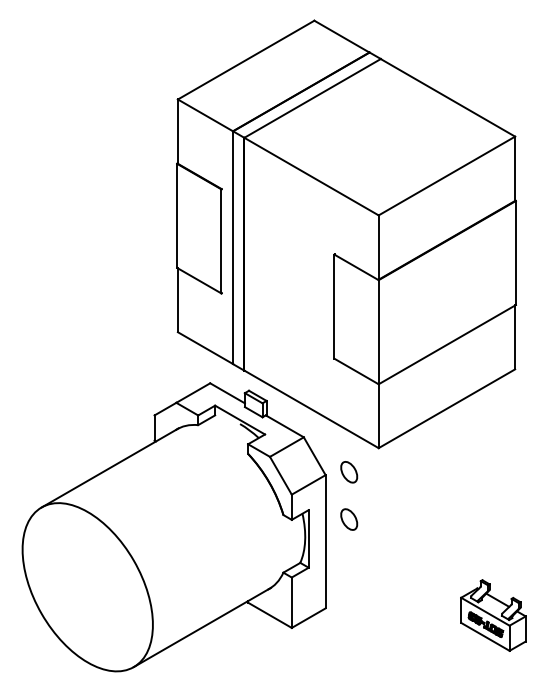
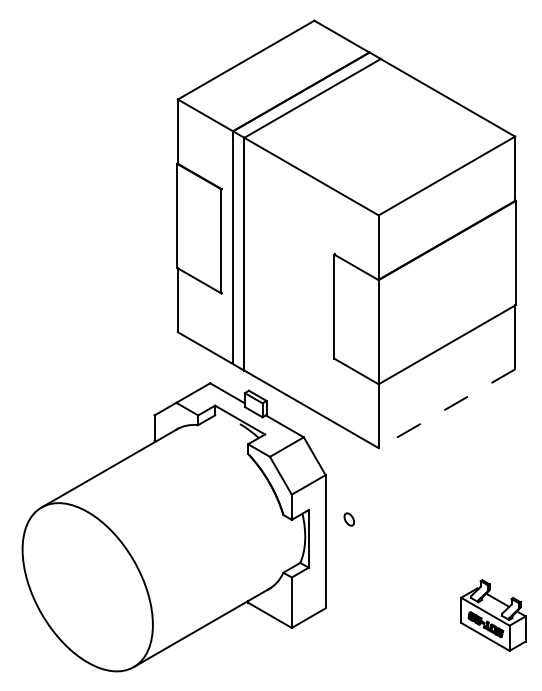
line: solid -> dashed (446, 408)
part: present -> none (349, 472)
part size: 19x23 px -> 12x15 px (348, 519)
